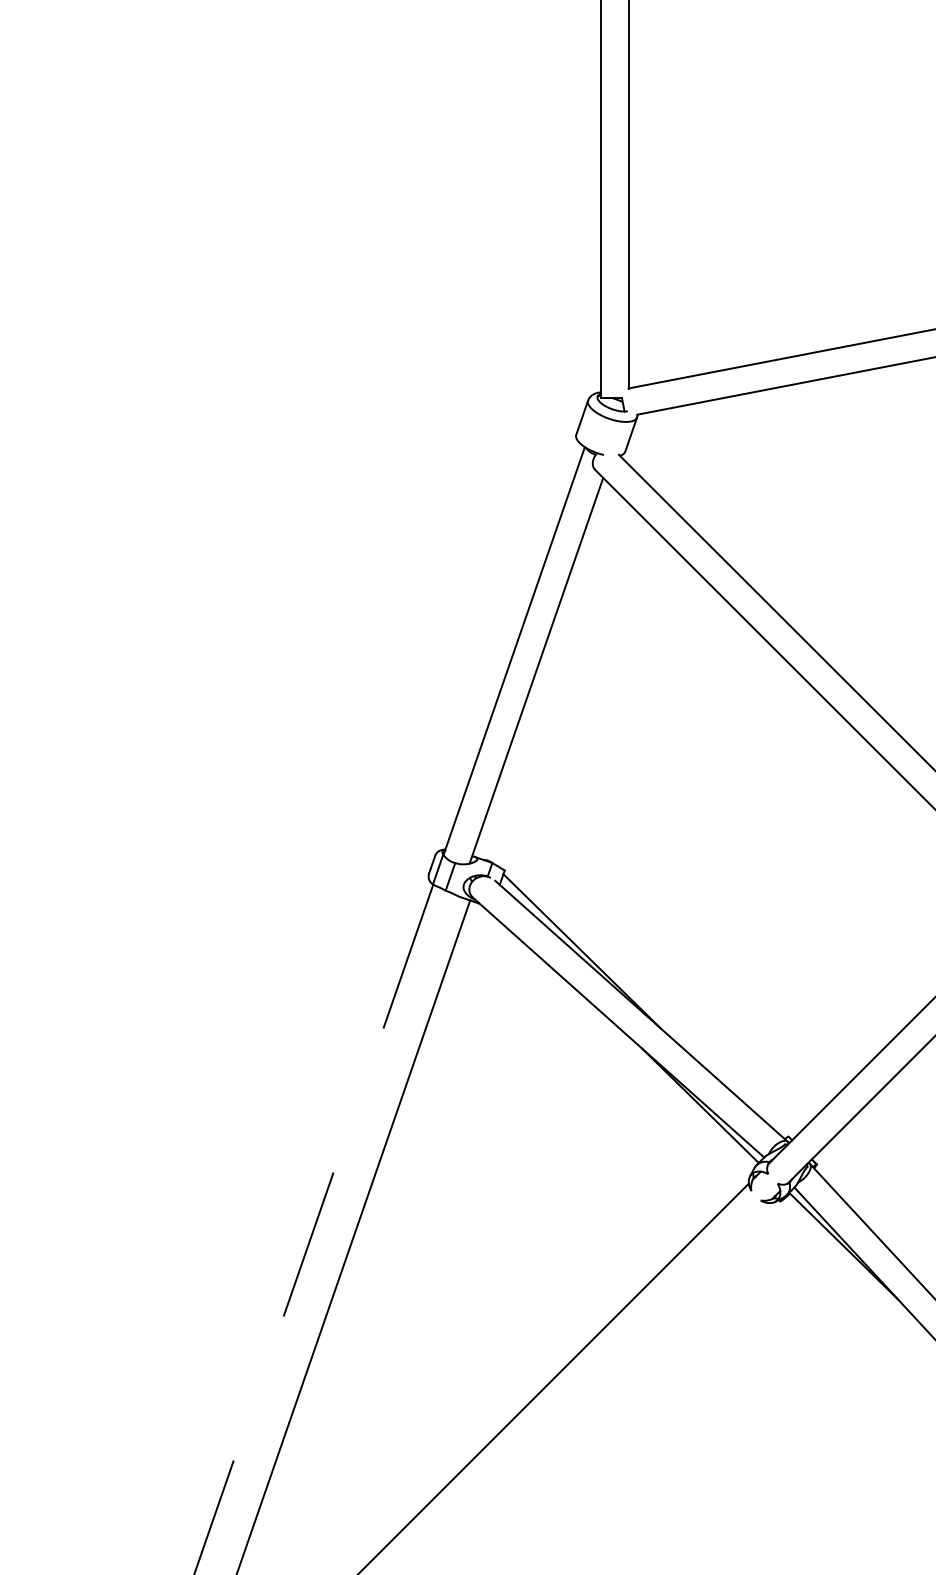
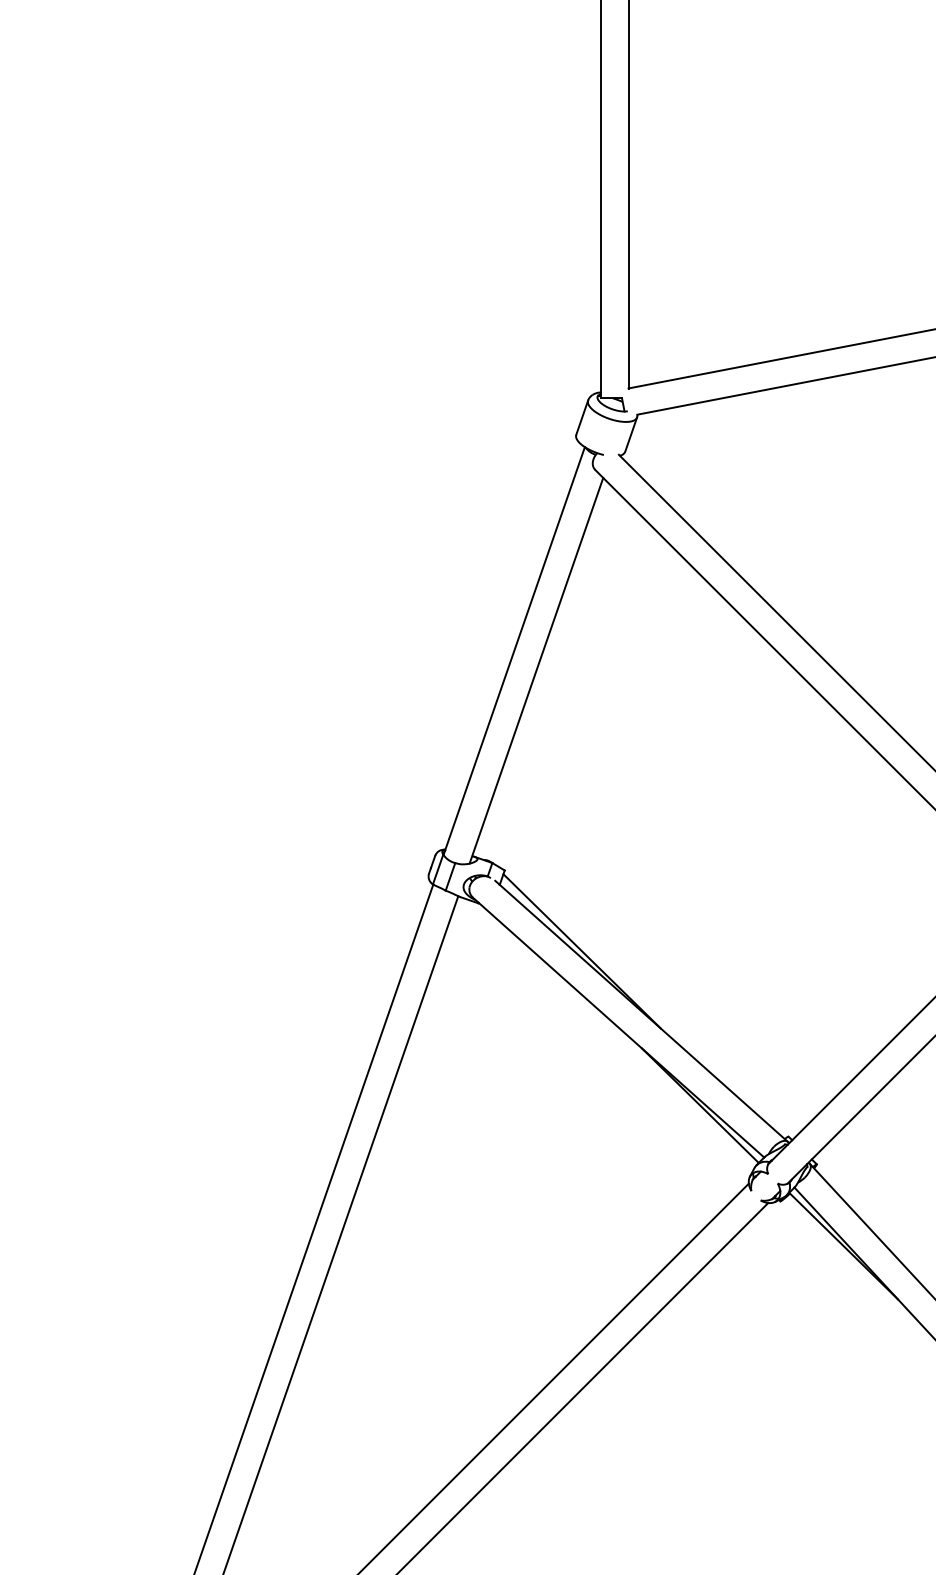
line: dashed -> solid (313, 1230)
line position: (353, 1235) -> (341, 1233) (341, 1233)
line: none -> present (583, 1387)
